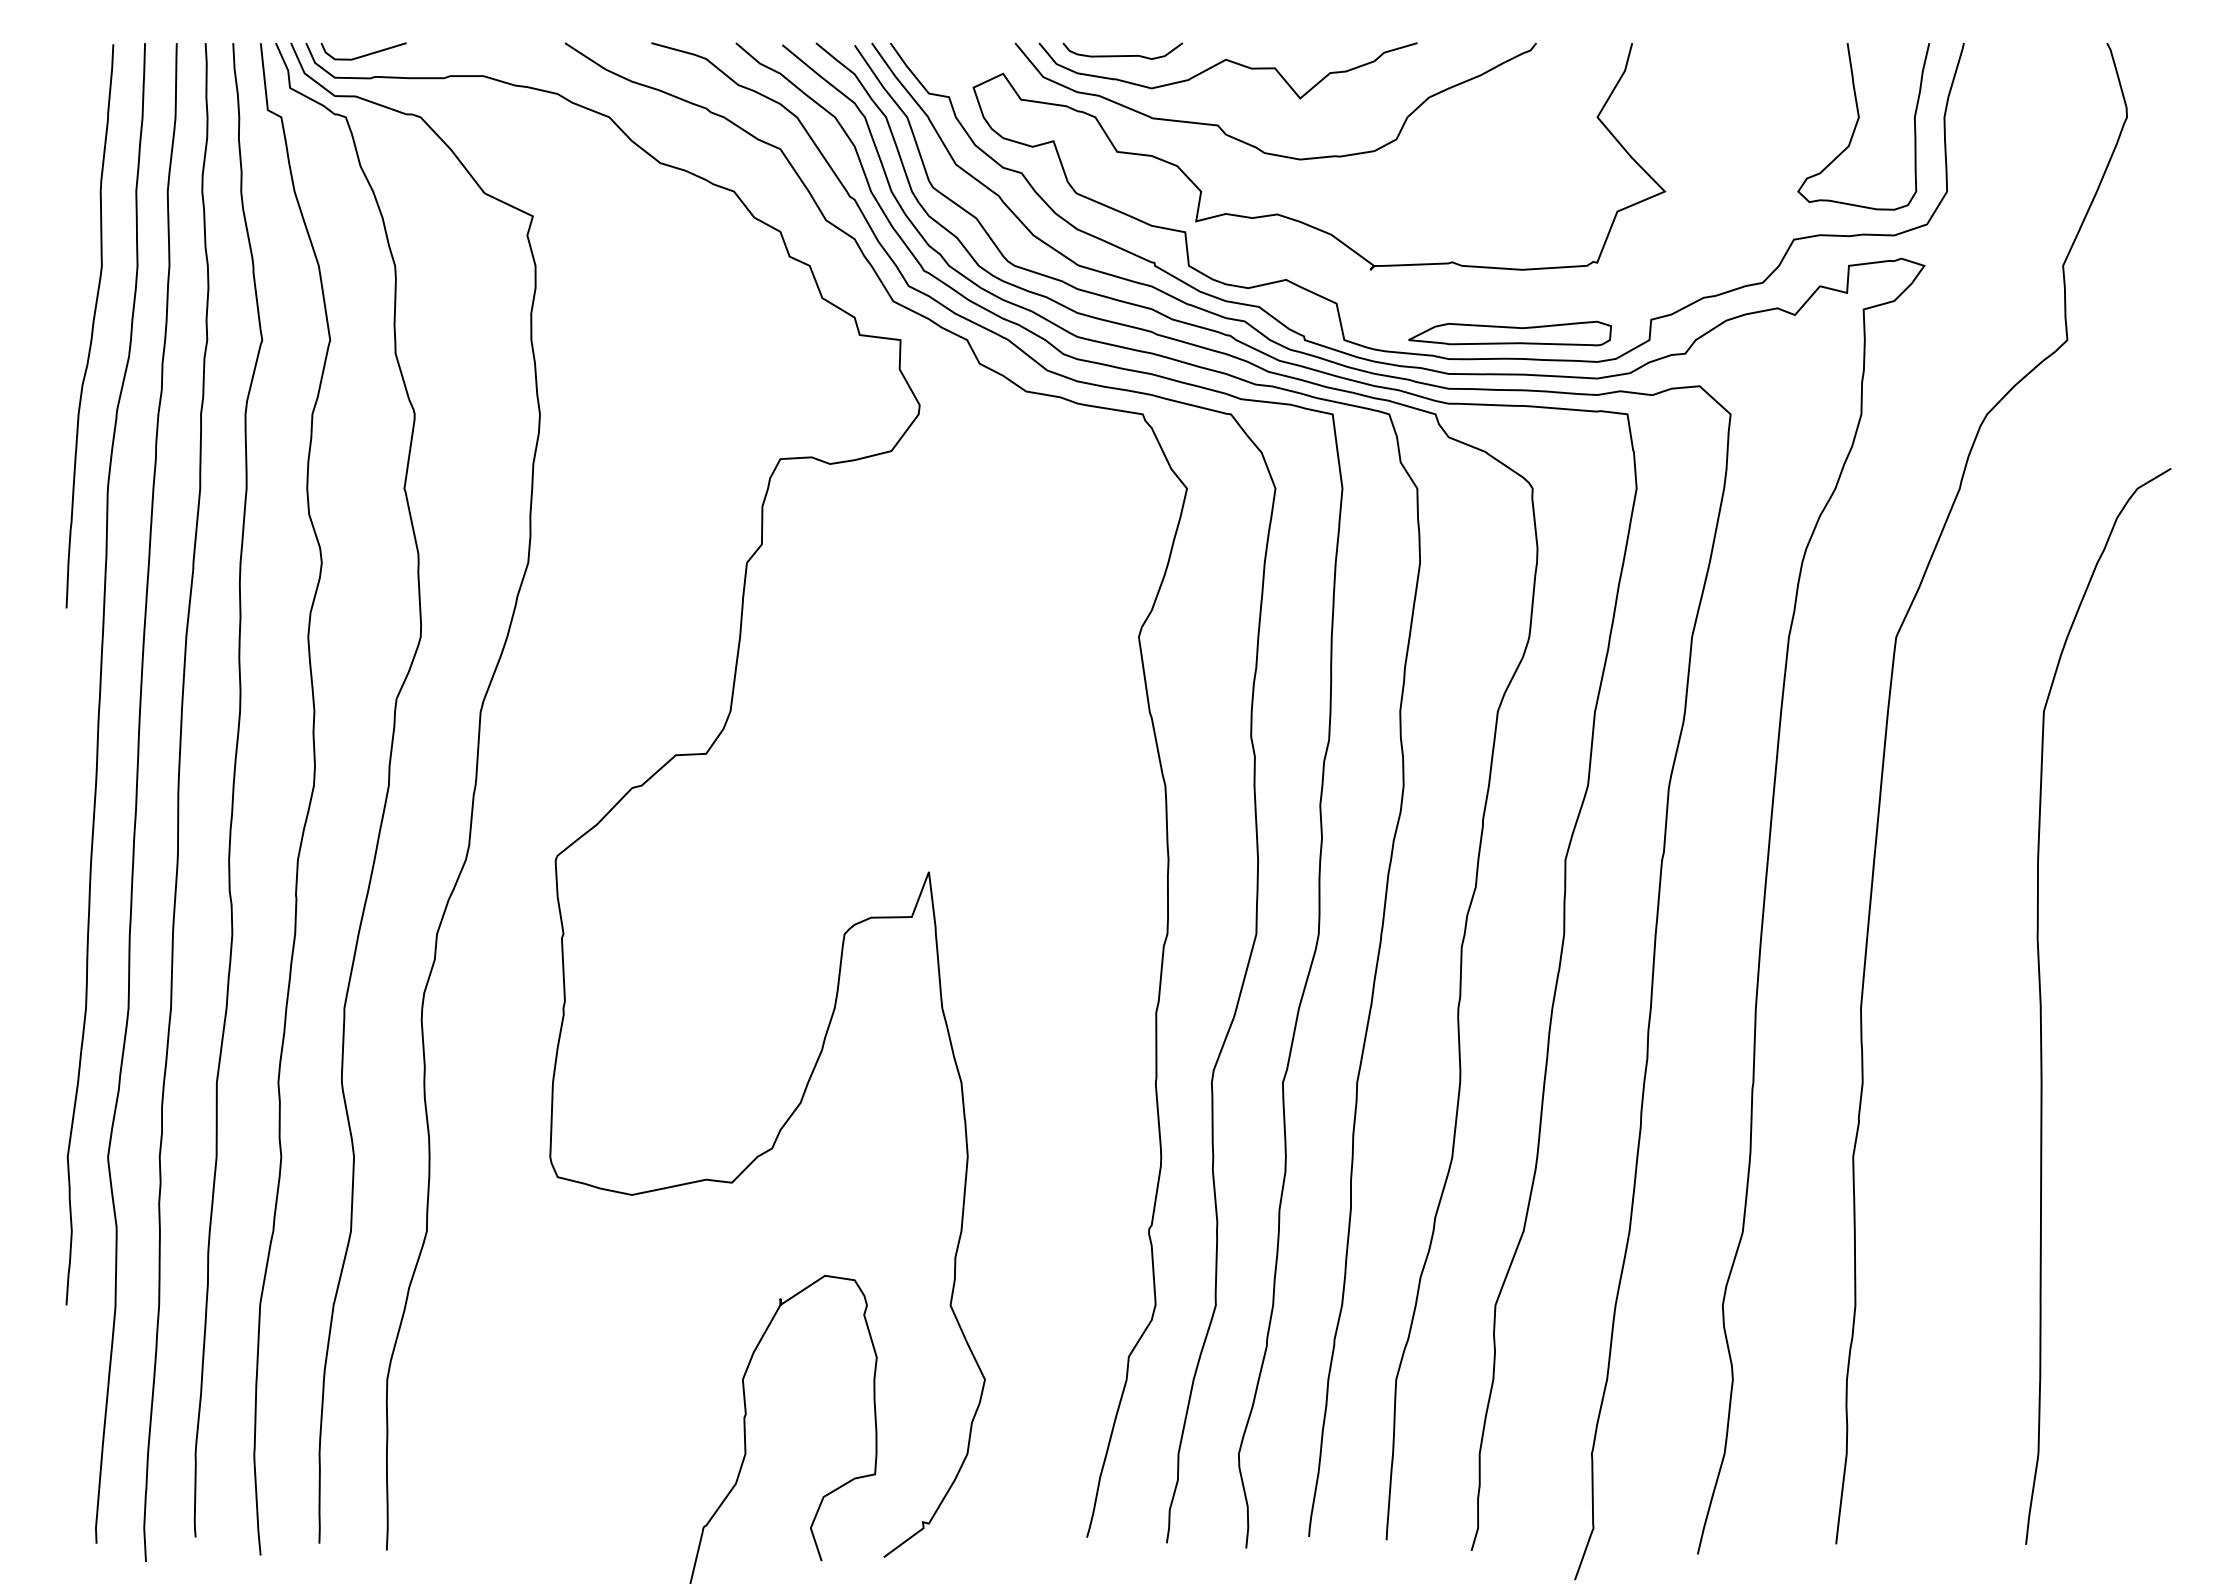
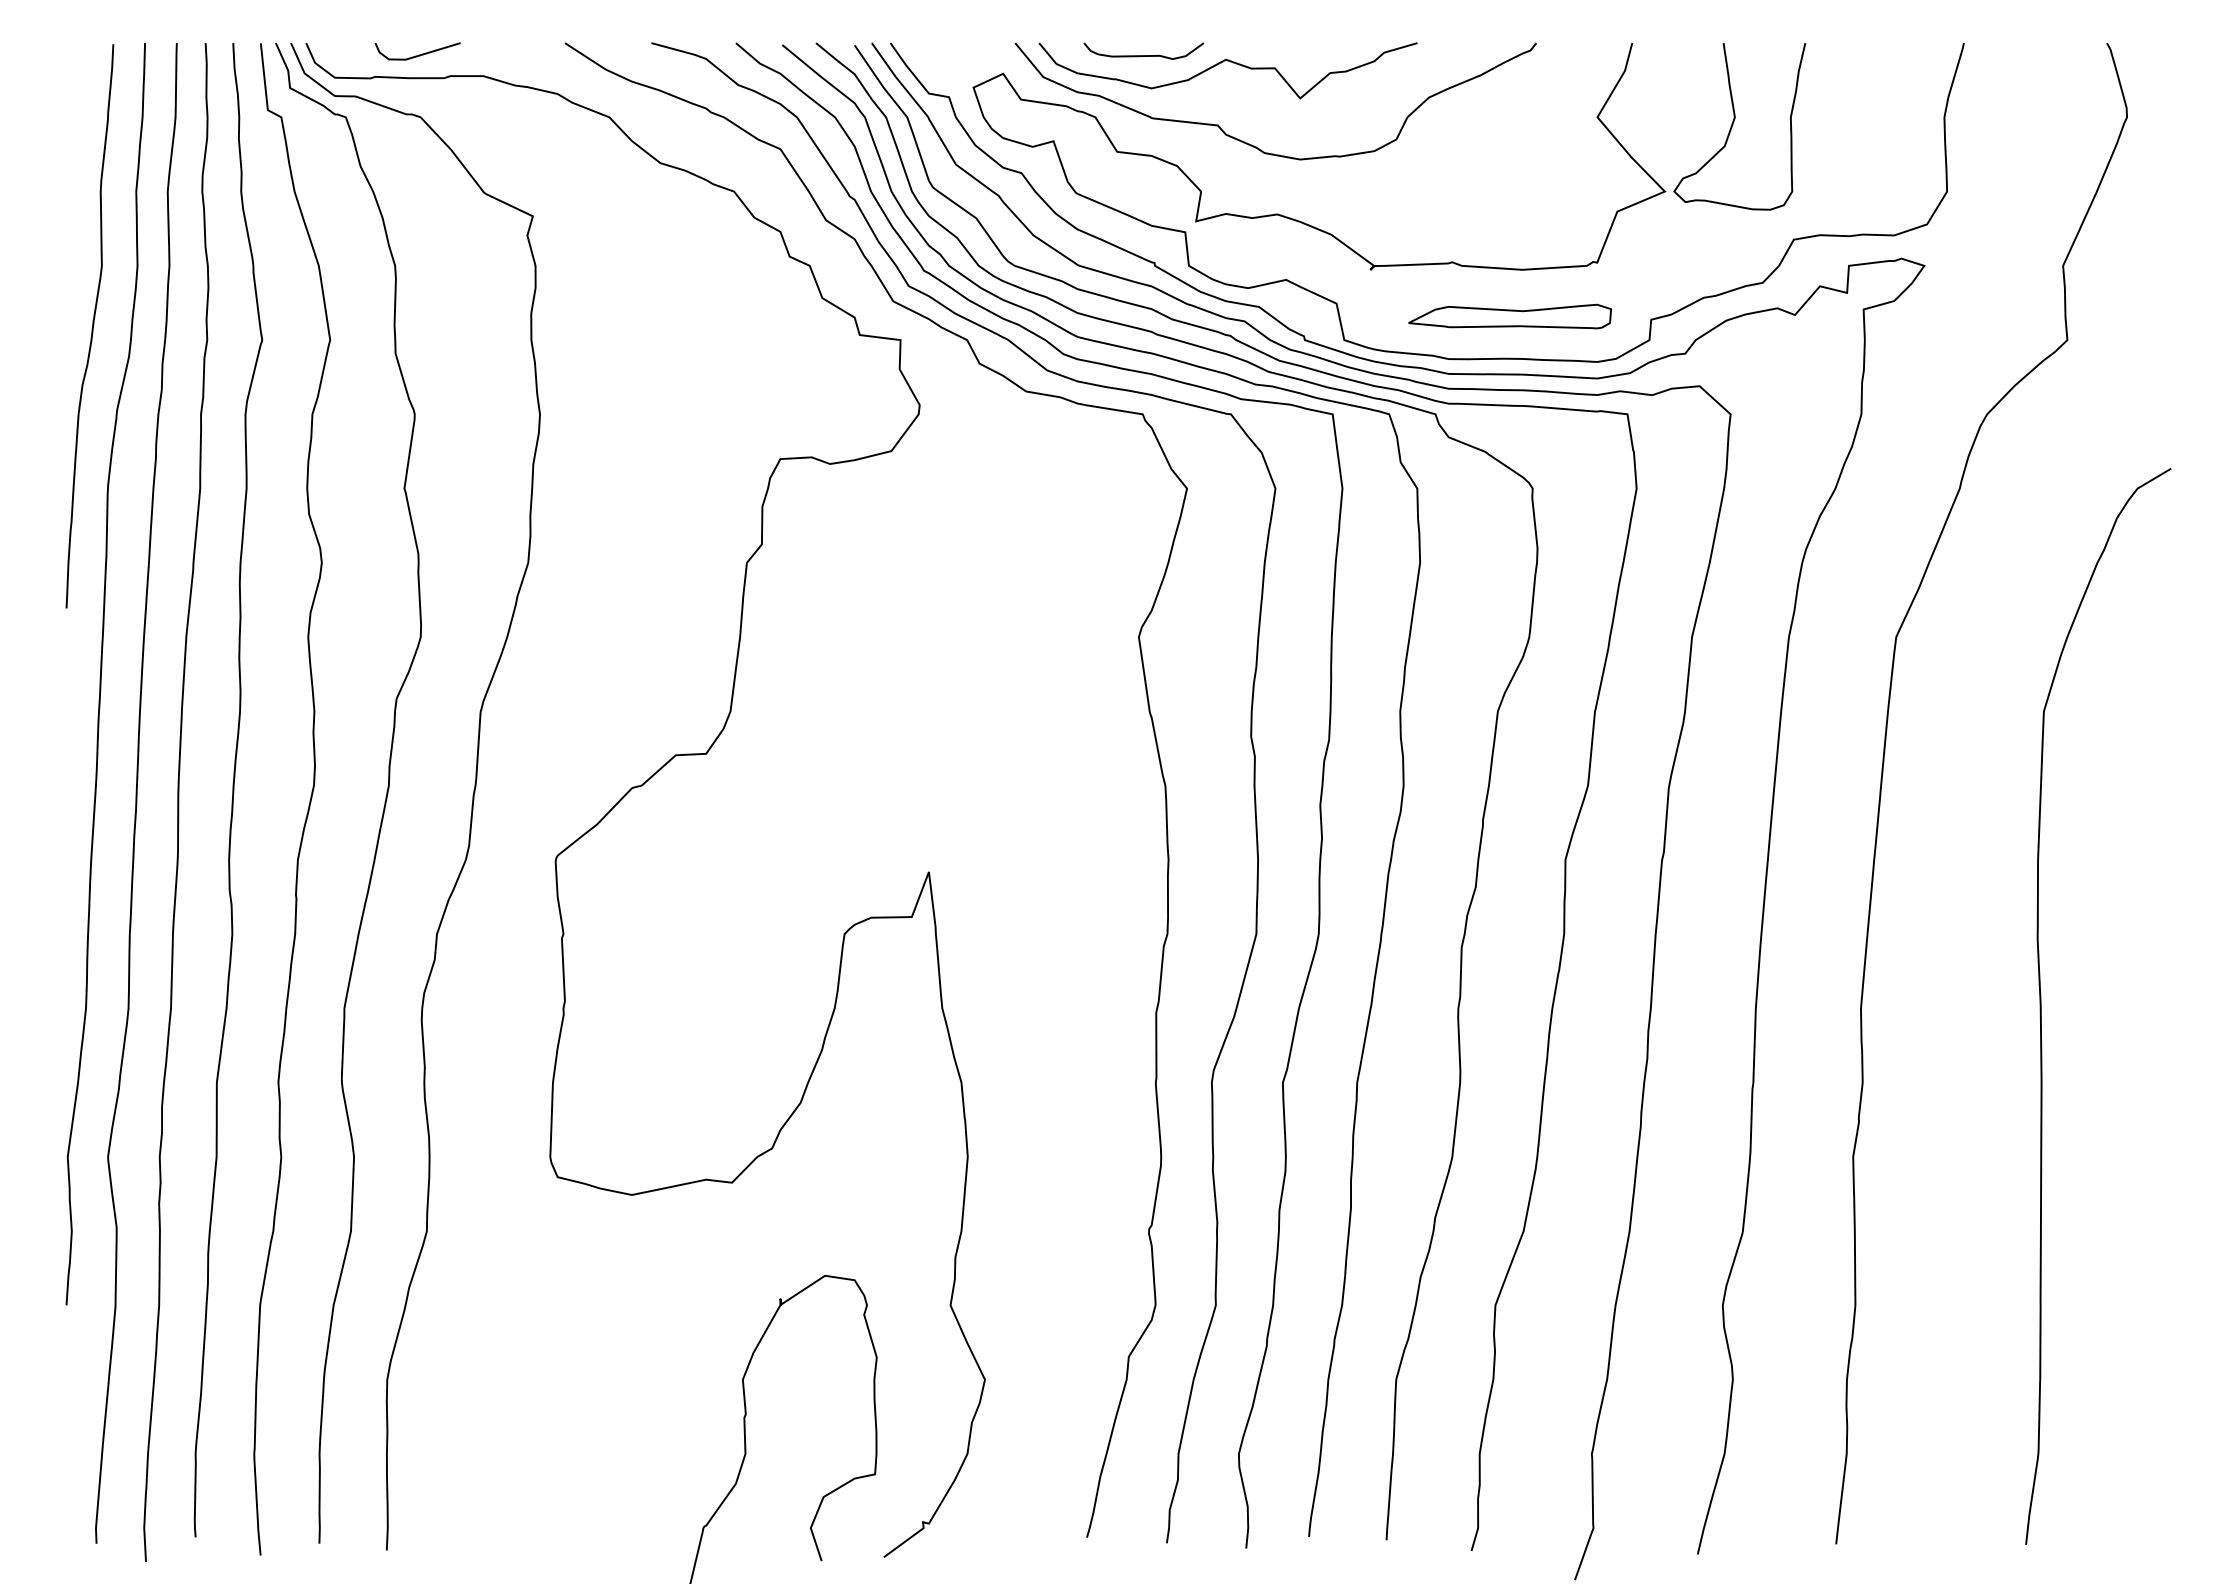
line position: (364, 54) -> (418, 54) (418, 54)
curve position: (1122, 55) -> (1143, 55) (1143, 55)
curve position: (1857, 124) -> (1733, 124) (1733, 124)
part position: (1509, 333) -> (1509, 316) (1509, 316)
